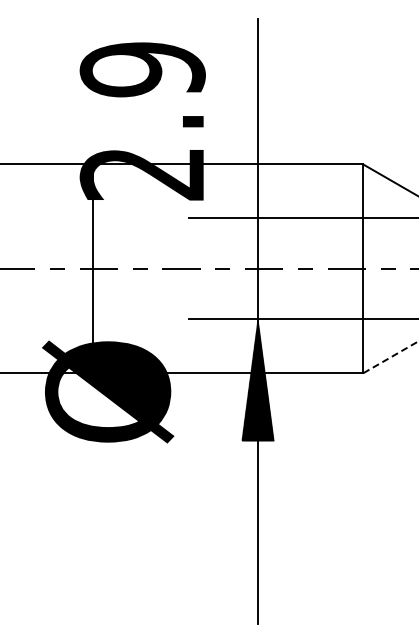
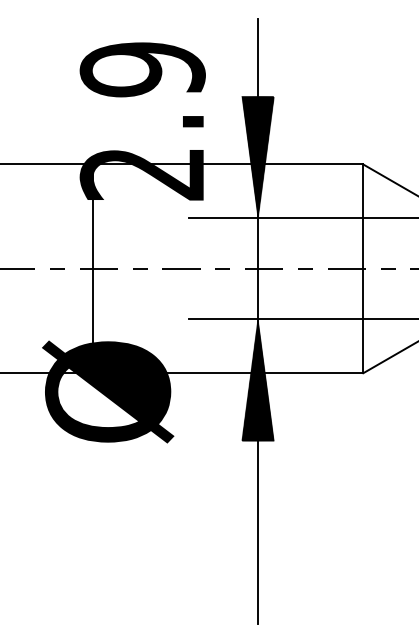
hatch: none -> present (258, 156)
line: dashed -> solid (390, 357)
